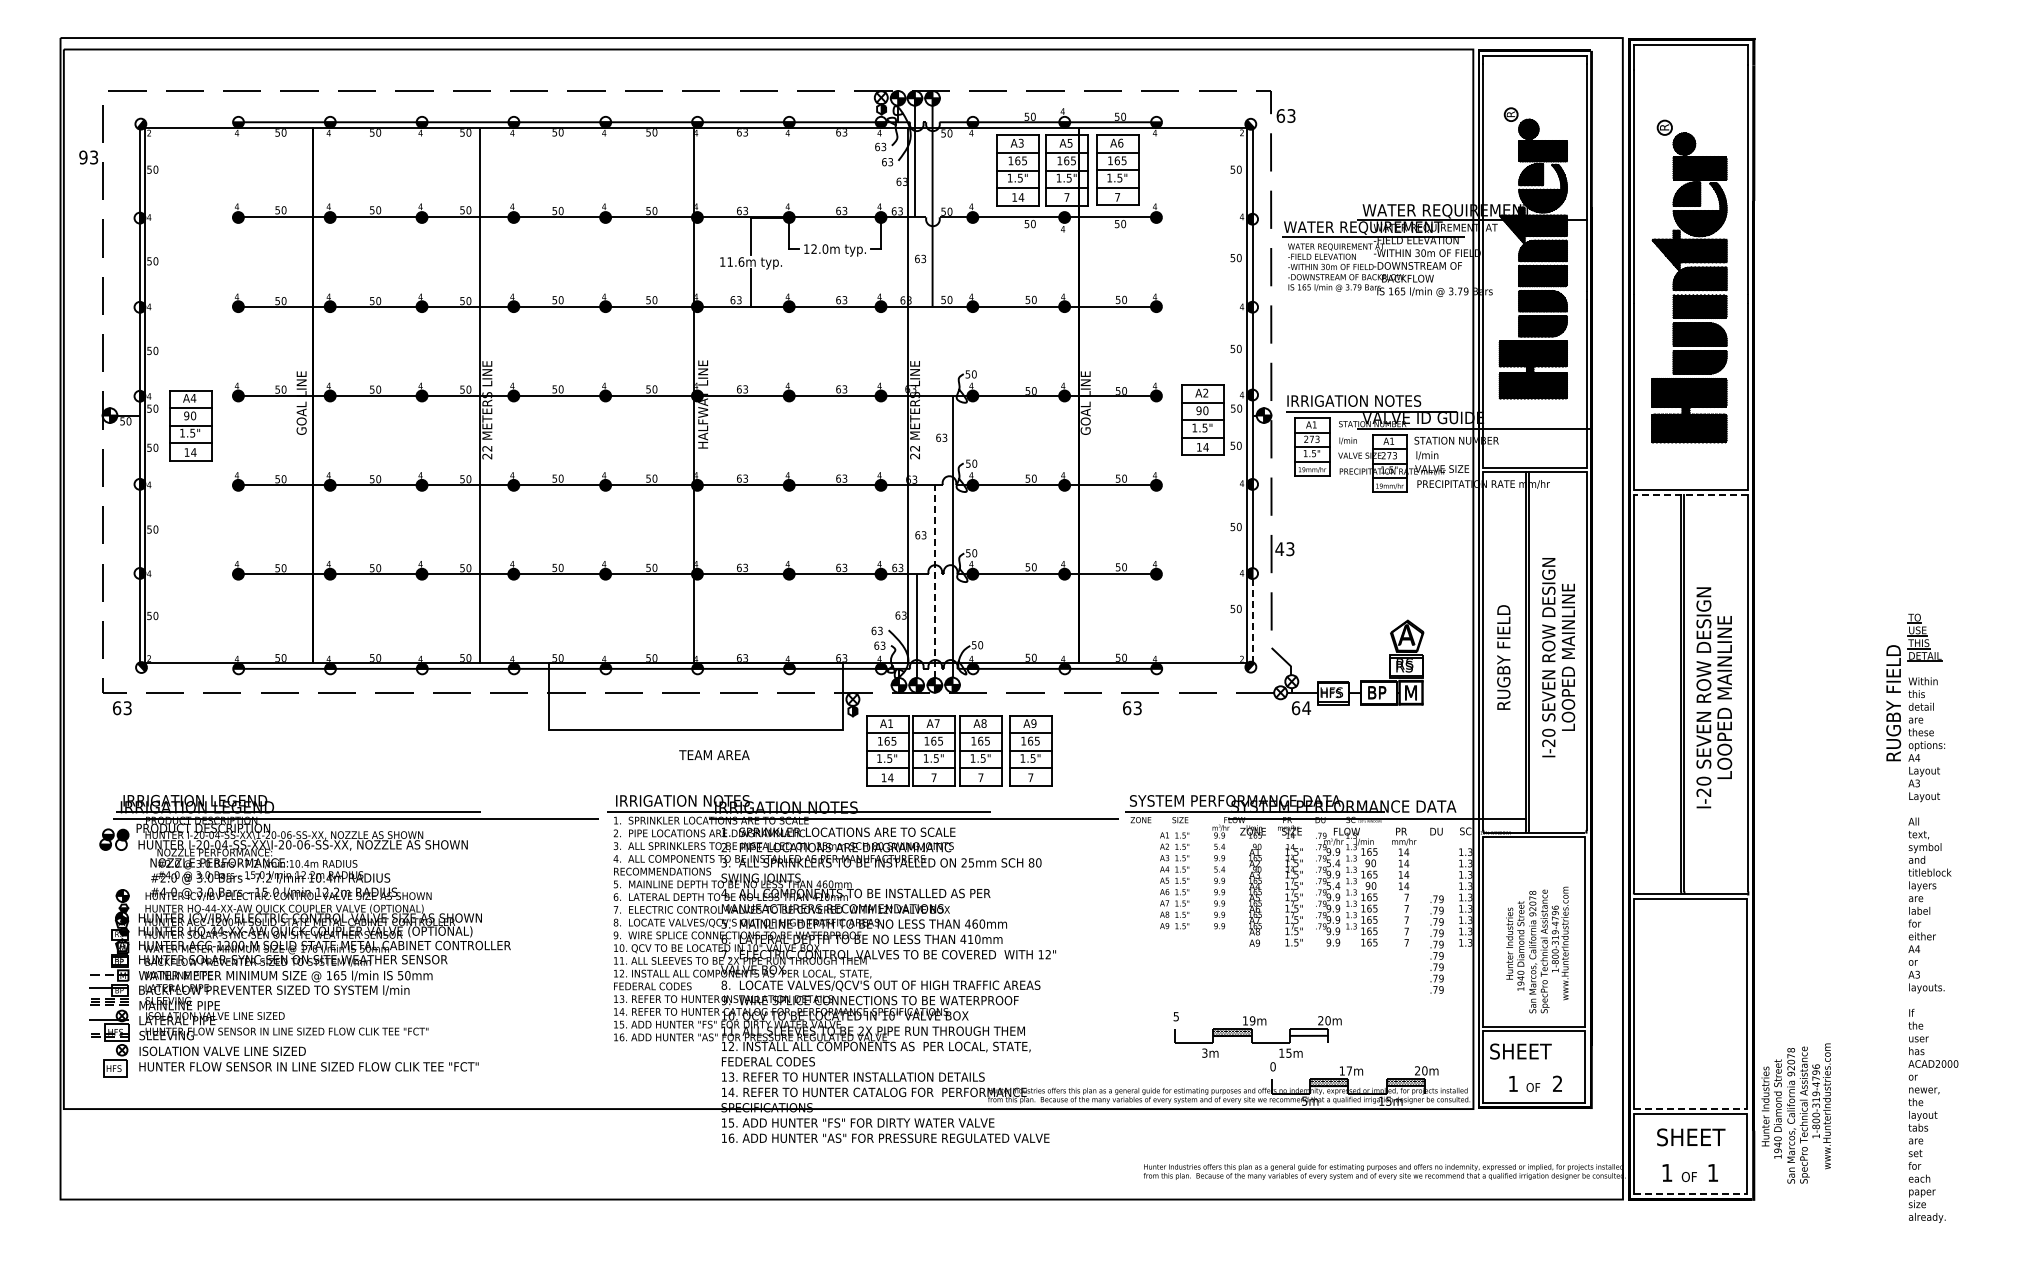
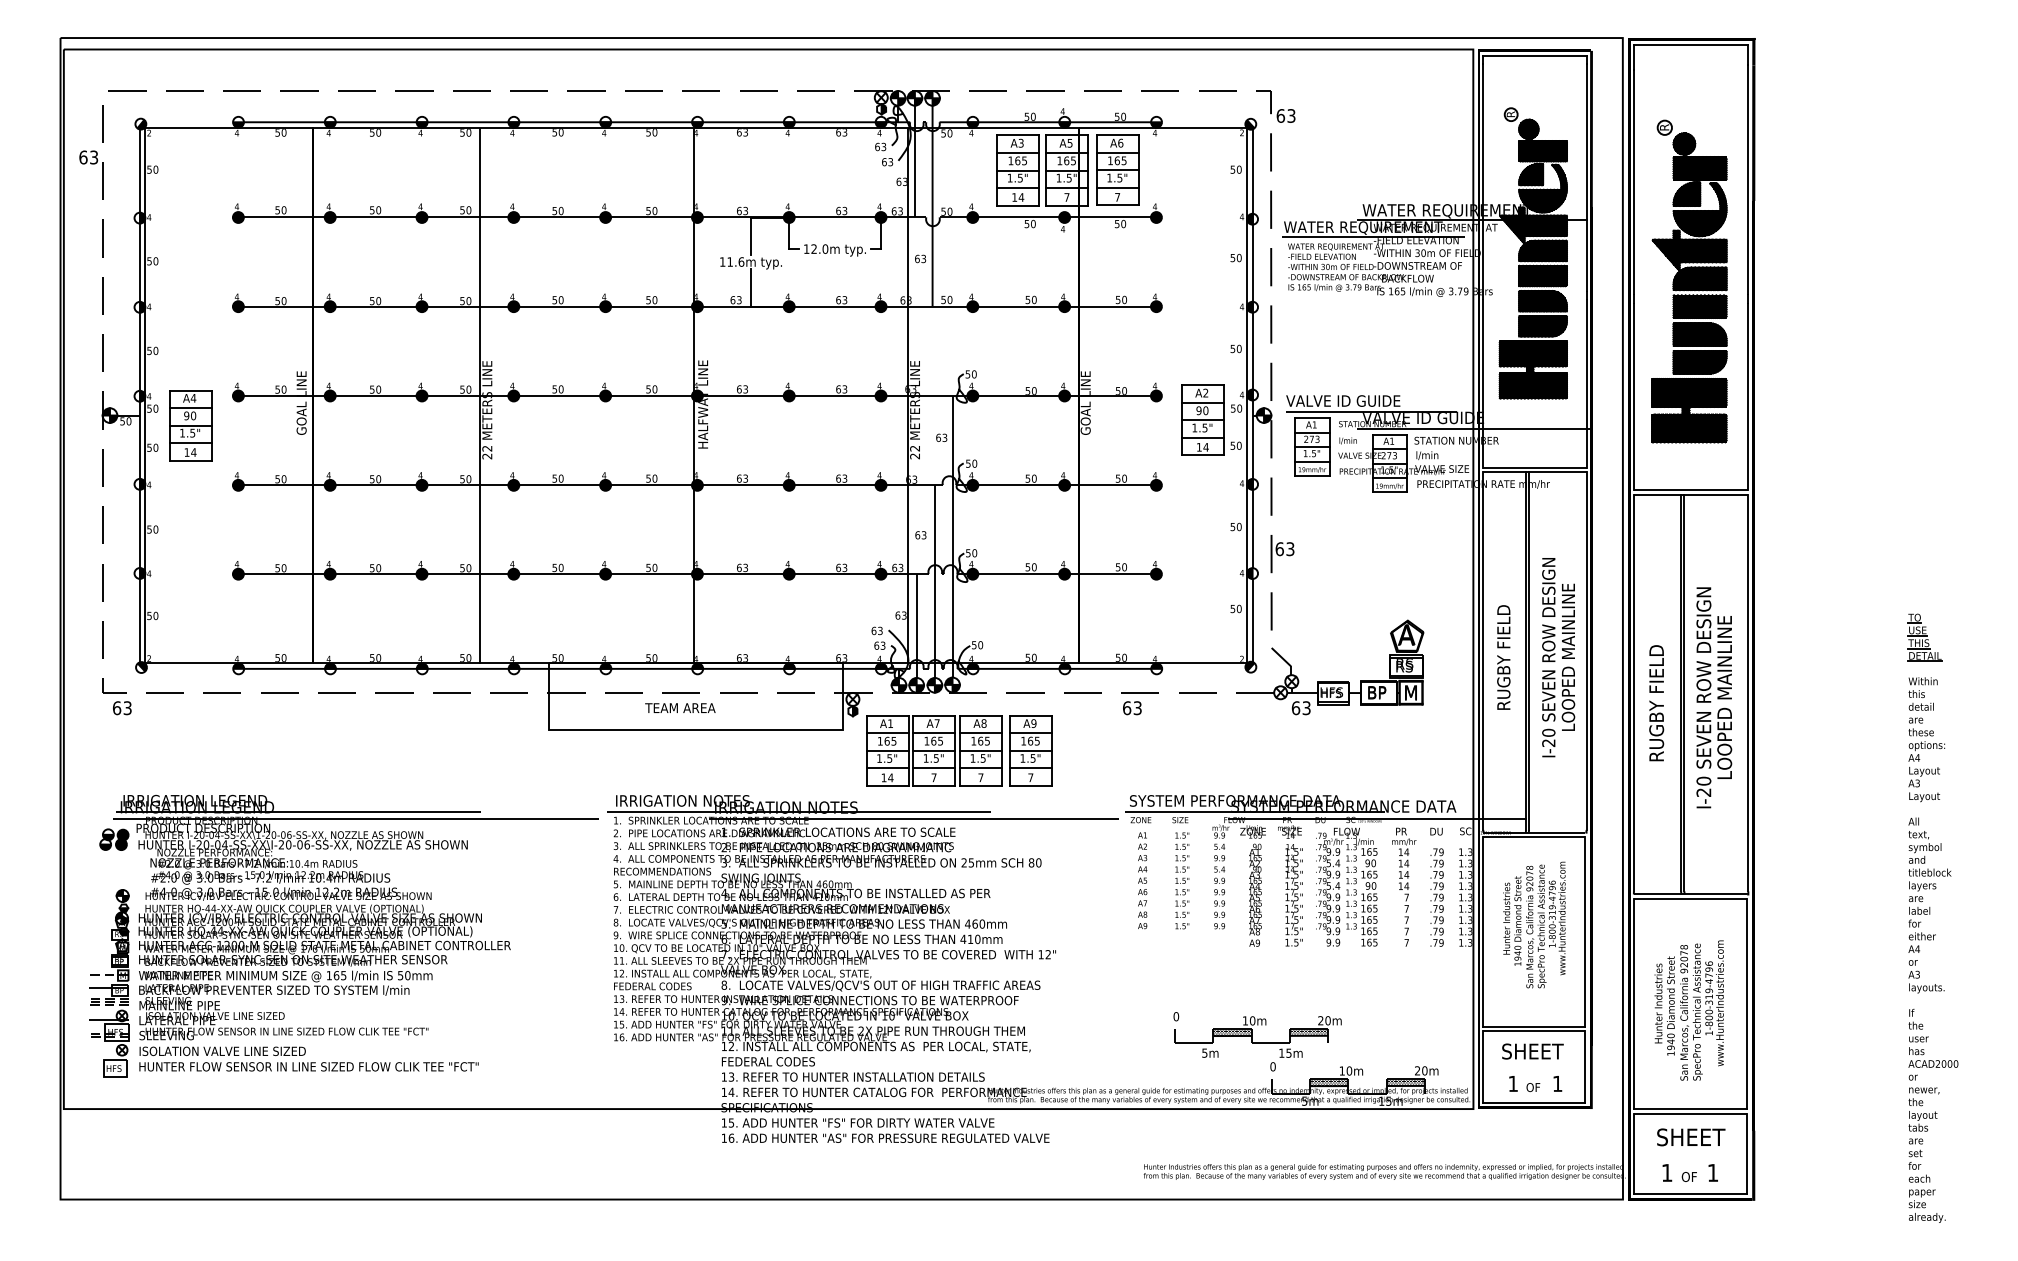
text: 93 -> 63 (83, 157)
text: IRRIGATION NOTES -> VALVE ID GUIDE (1353, 400)
line: dashed -> solid (1690, 494)
text: 43 -> 63 (1279, 549)
line: dashed -> solid (934, 581)
line: dashed -> solid (1252, 620)
text position: (1893, 703) -> (1656, 703) (1656, 703)
text: 64 -> 63 (1306, 708)
text position: (714, 754) -> (680, 707) (680, 707)
fill: none -> present (120, 844)
text position: (1164, 880) -> (1142, 880) (1142, 880)
text position: (1436, 944) -> (1436, 897) (1436, 897)
text position: (1537, 949) -> (1534, 924) (1534, 924)
text: 5 -> 0 (1176, 1016)
text: 19m -> 10m (1252, 1020)
hatch: none -> present (1308, 1032)
text position: (1520, 1051) -> (1532, 1051) (1532, 1051)
text: 3m -> 5m (1204, 1052)
text: 17m -> 10m (1349, 1070)
text: 2 -> 1 (1557, 1083)
line: dashed -> solid (1690, 1109)
text position: (1795, 1113) -> (1688, 1010) (1688, 1010)
line: dashed -> solid (1690, 1194)
